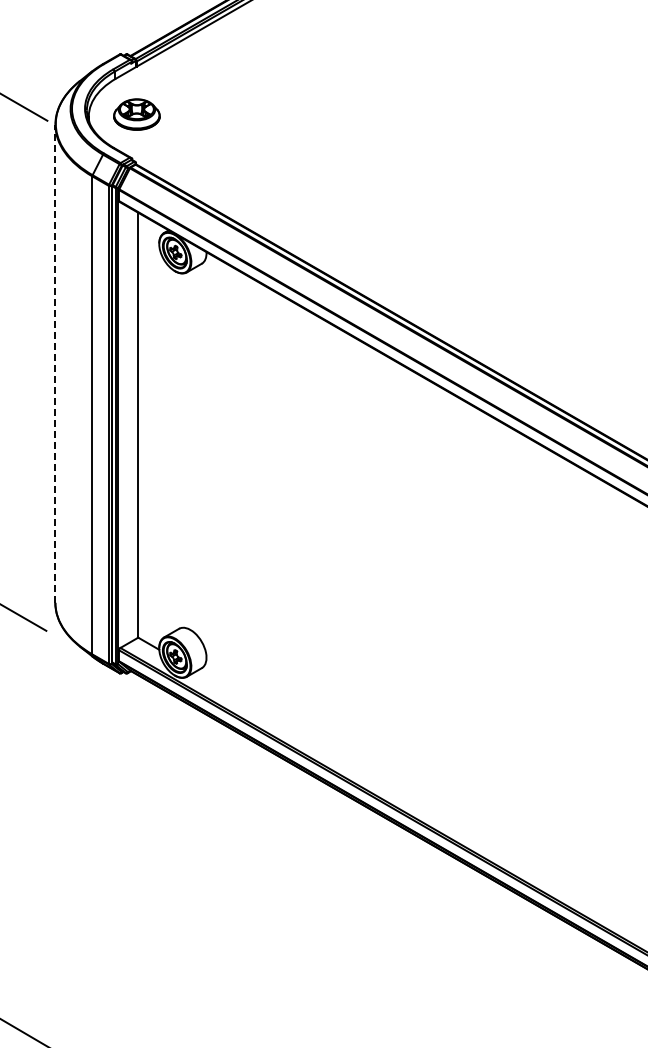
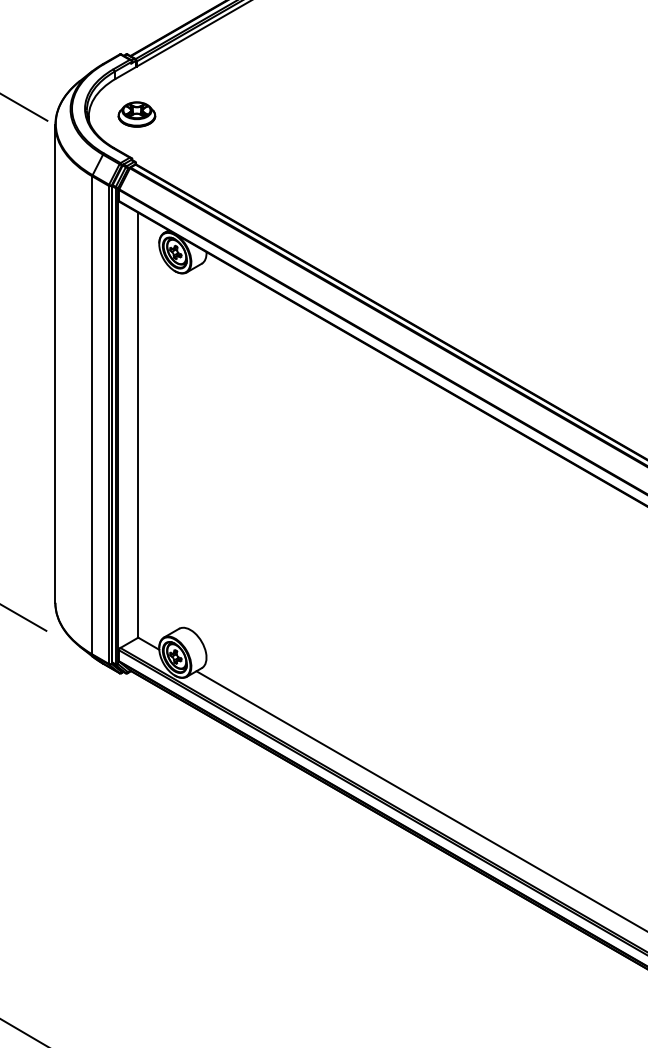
part size: 48x33 px -> 40x27 px (136, 114)
line: dashed -> solid (55, 363)
line: none -> present (420, 800)
